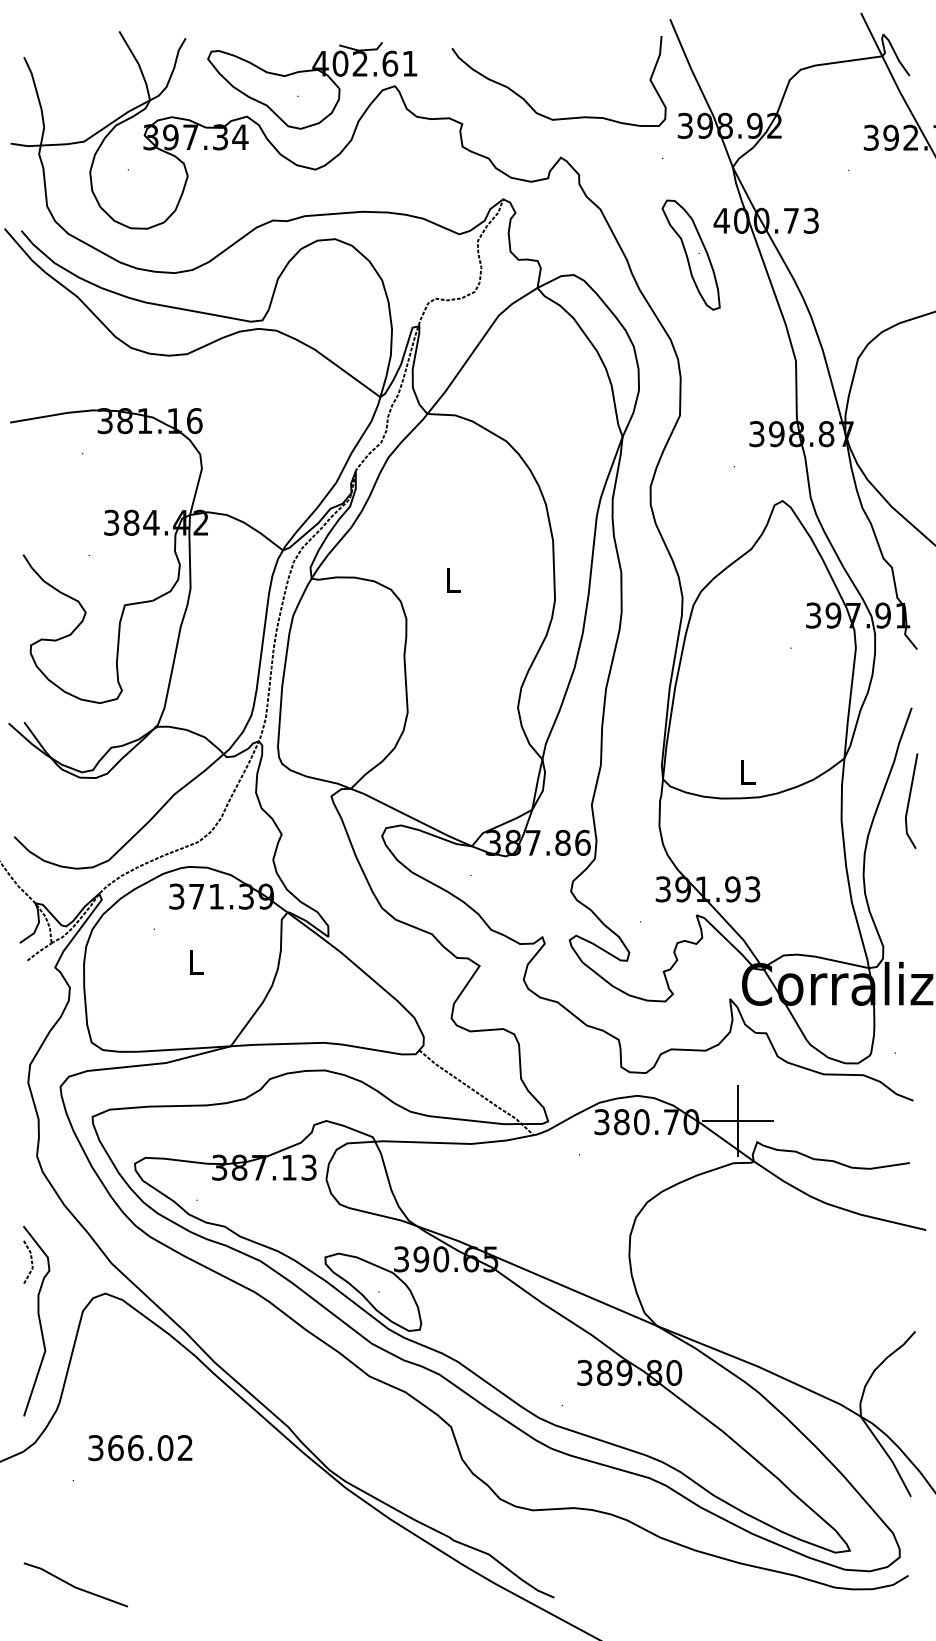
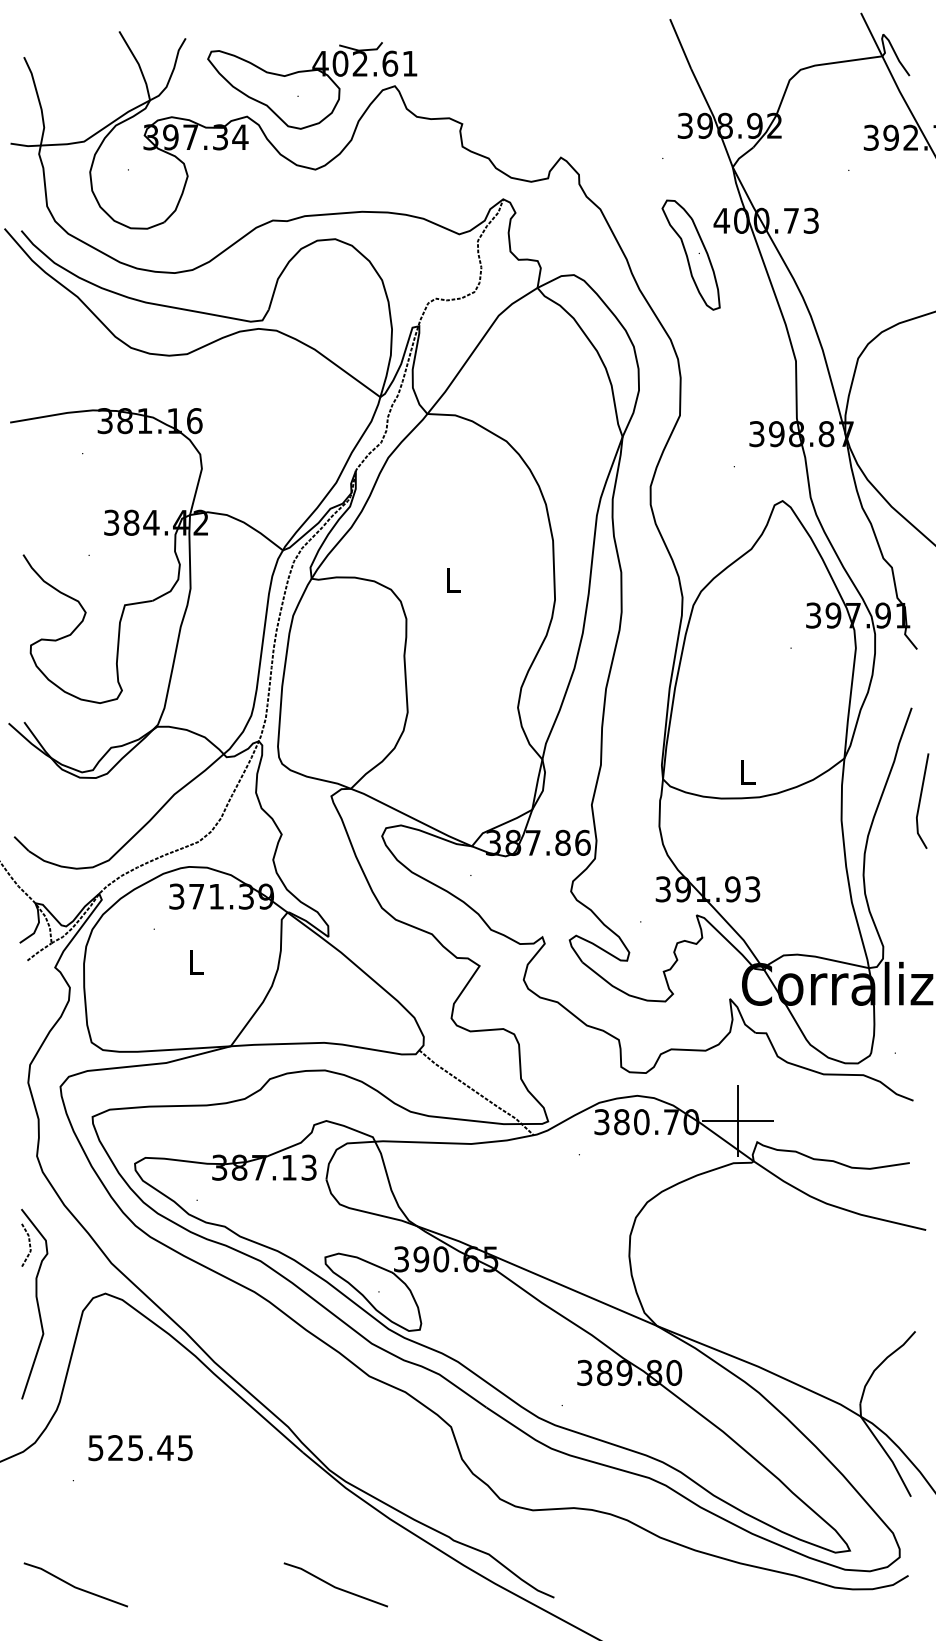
curve: present -> none (545, 115)
line position: (910, 799) -> (921, 799) (921, 799)
part position: (36, 1320) -> (34, 1303) (34, 1303)
text: 366.02 -> 525.45 (140, 1448)
line: none -> present (335, 1586)
